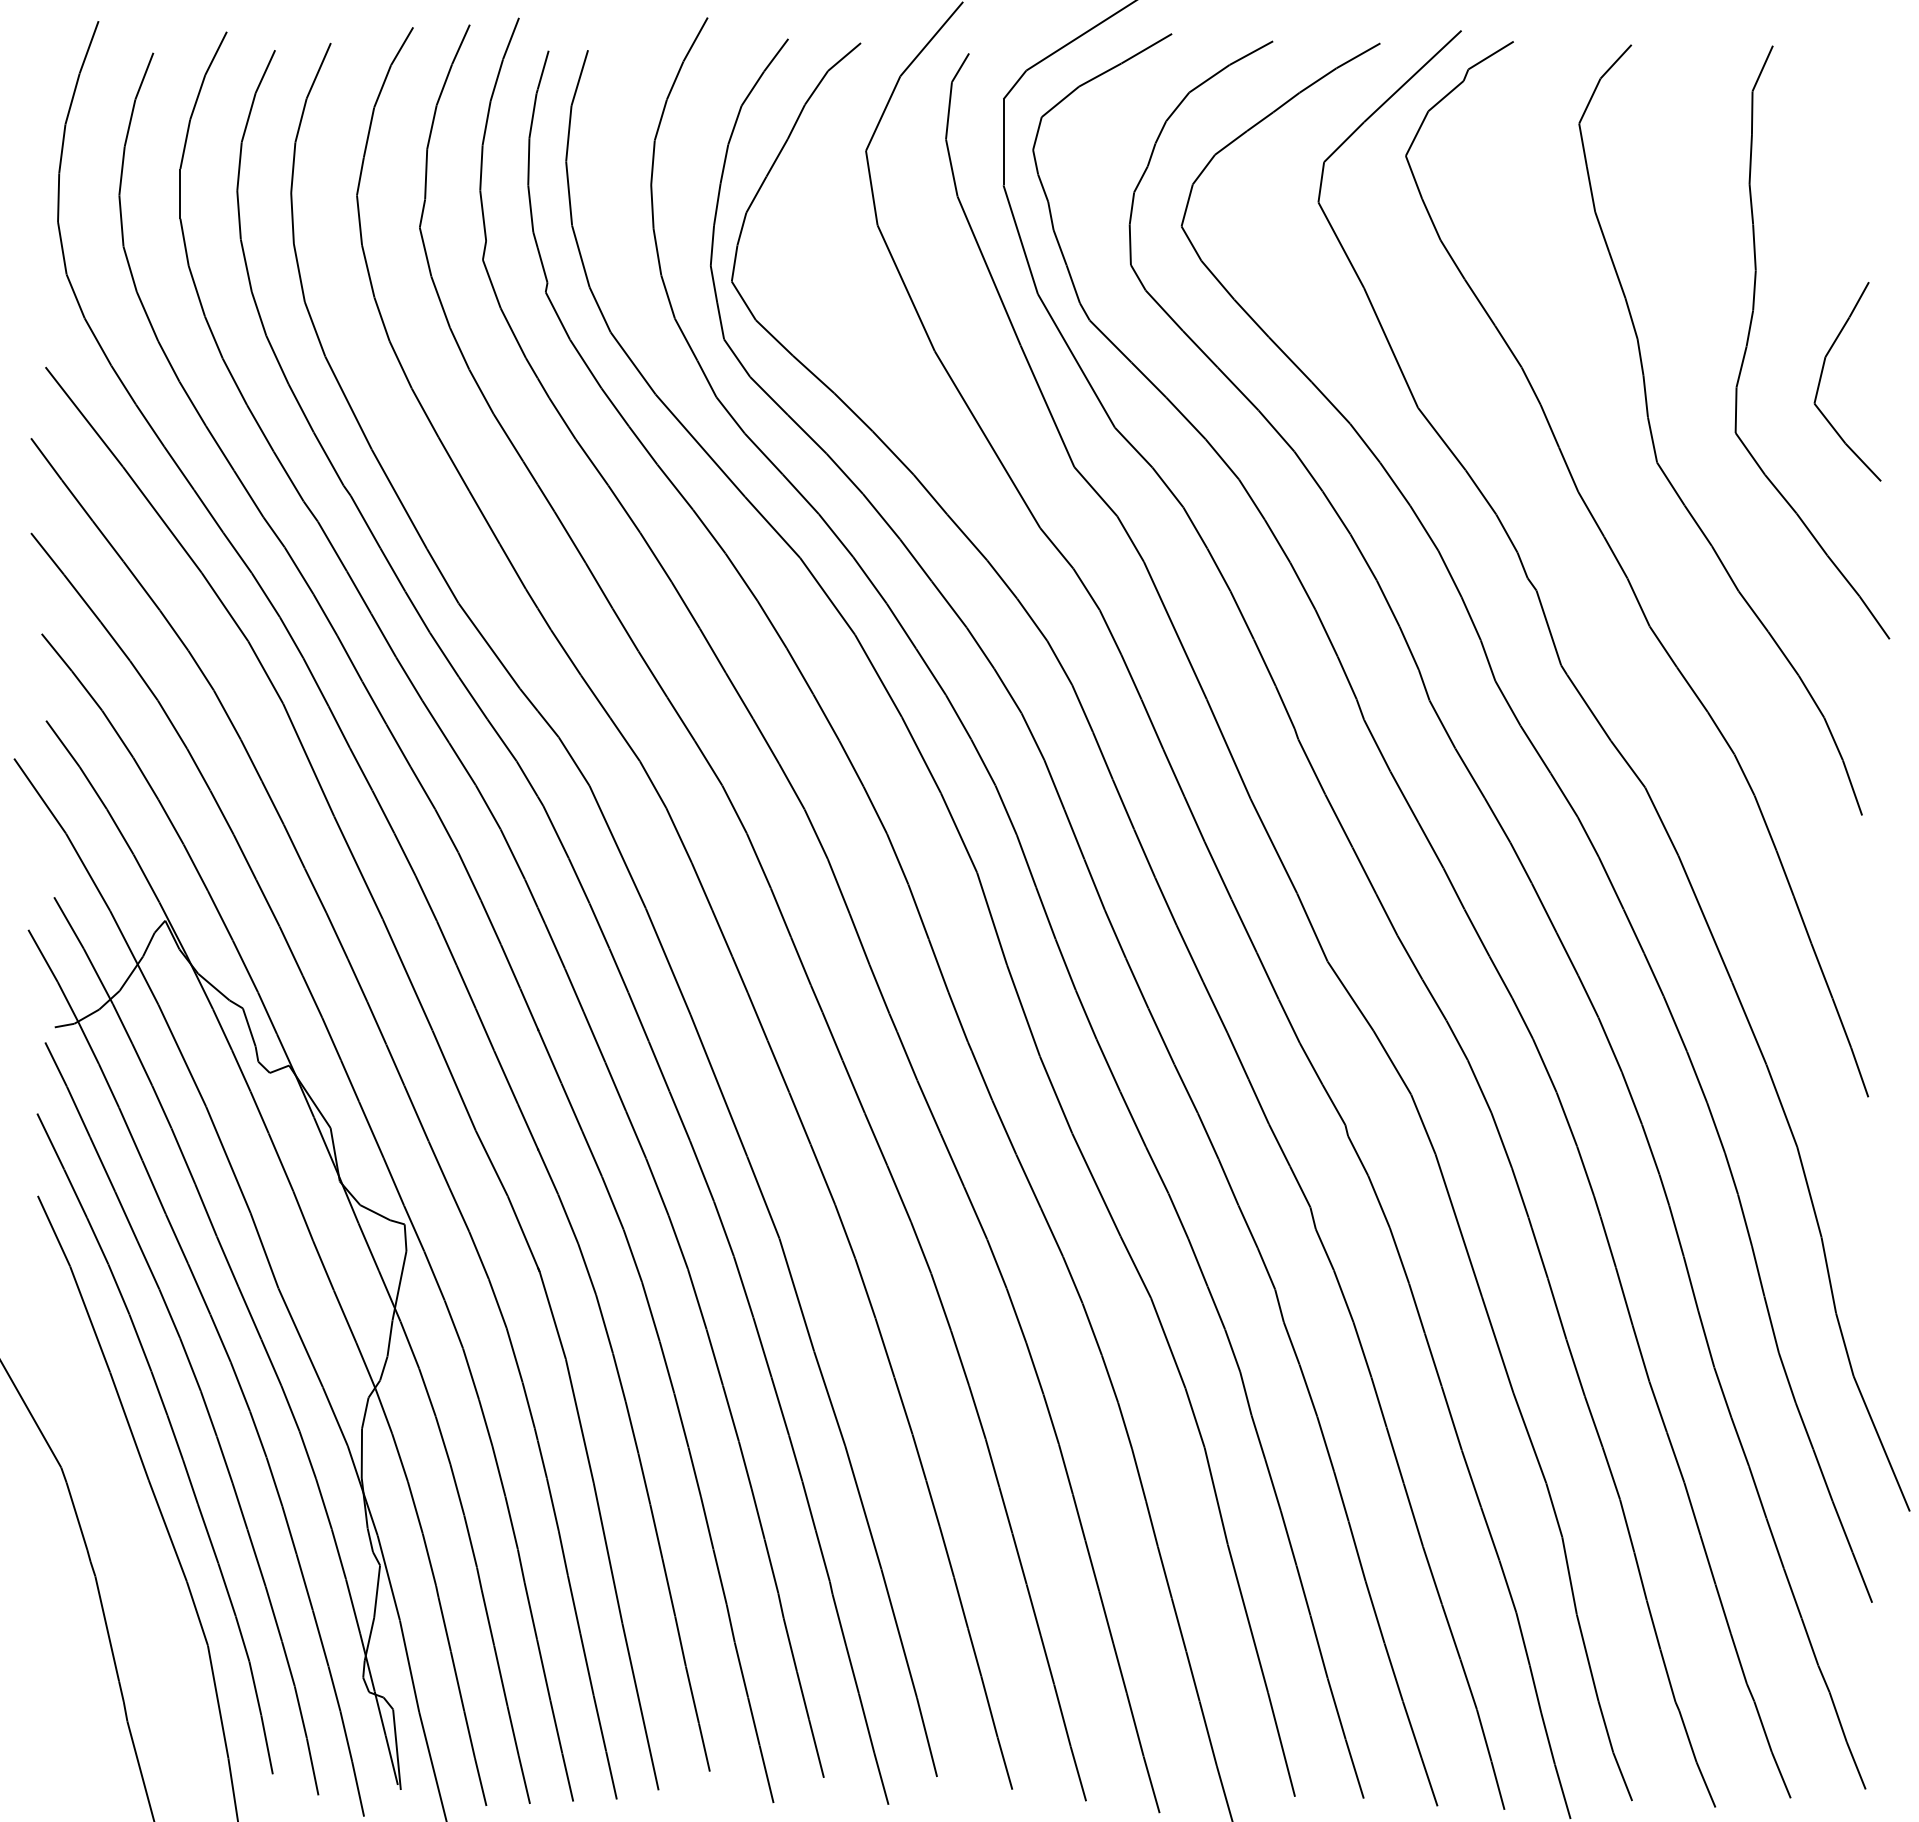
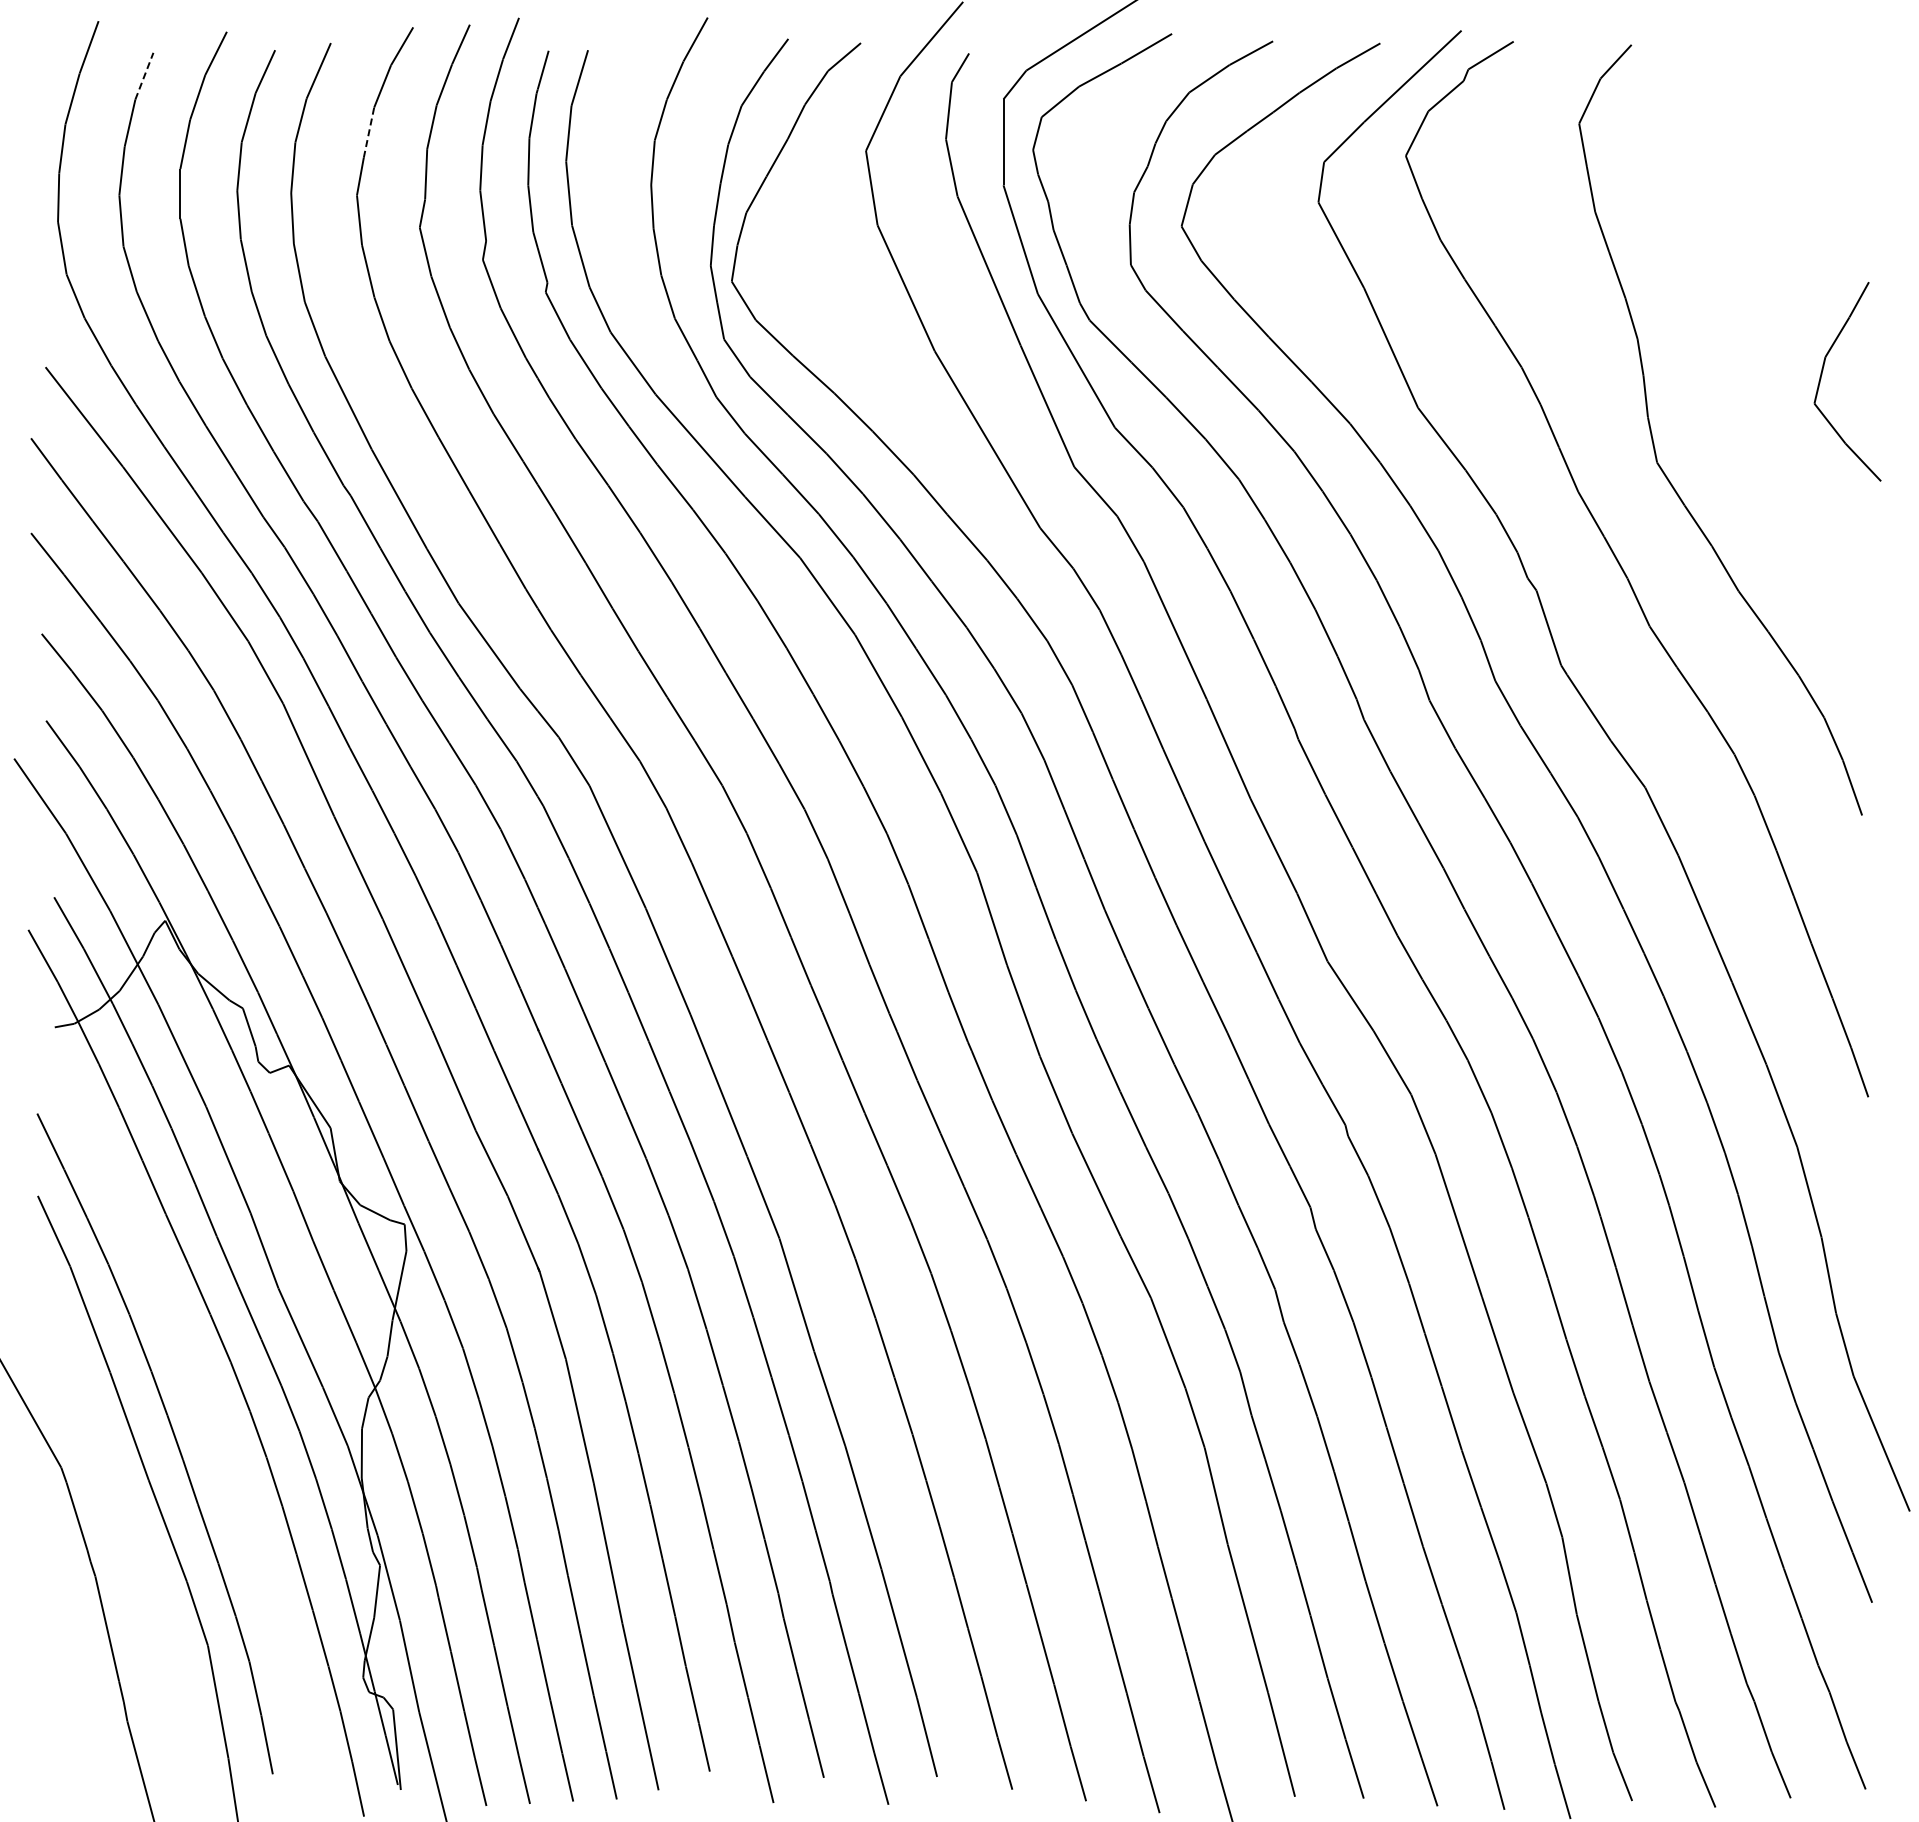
line: solid -> dashed (144, 75)
line: solid -> dashed (369, 132)
part: present -> none (1750, 332)
part: present -> none (206, 1410)
